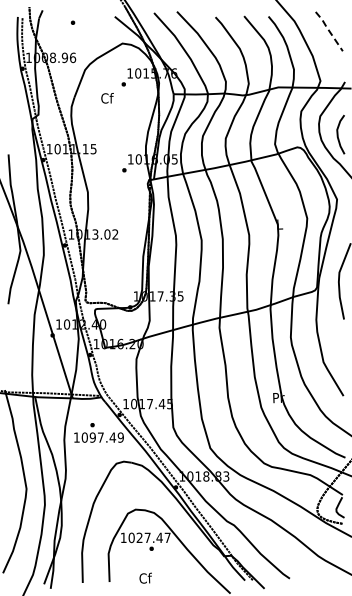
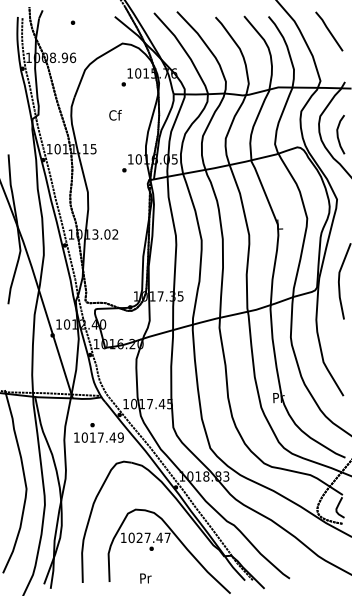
line: dashed -> solid (328, 30)
text position: (107, 98) -> (115, 115) (115, 115)
text: 1097.49 -> 1017.49 (92, 437)
text: Cf -> Pr (145, 577)
